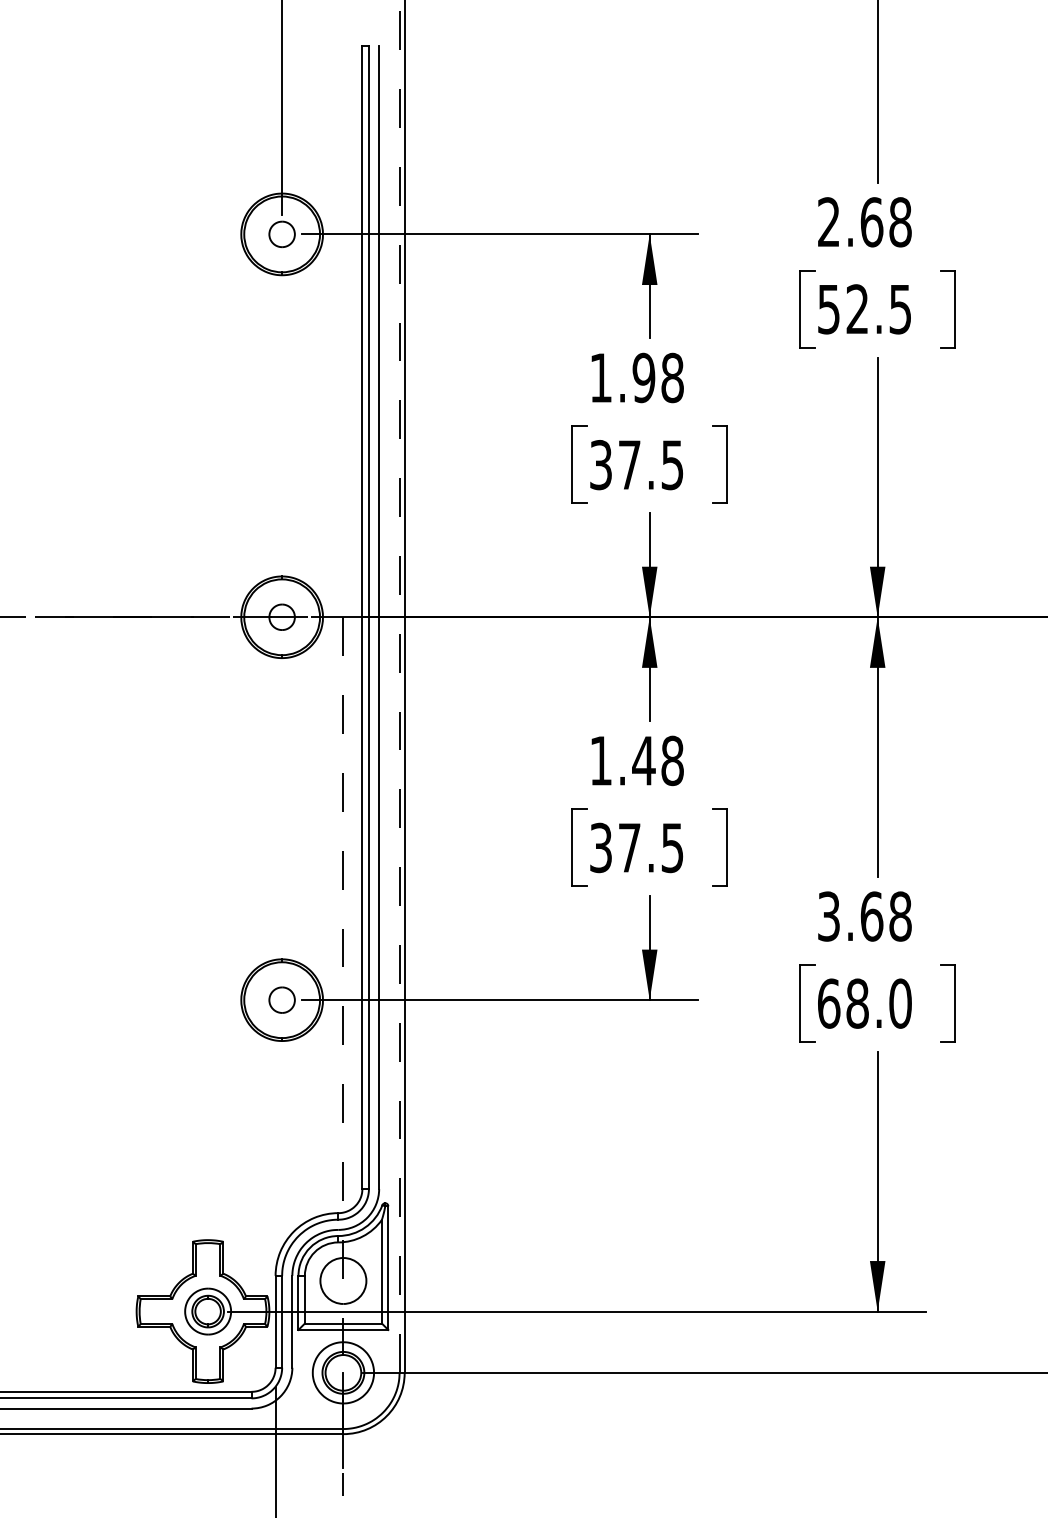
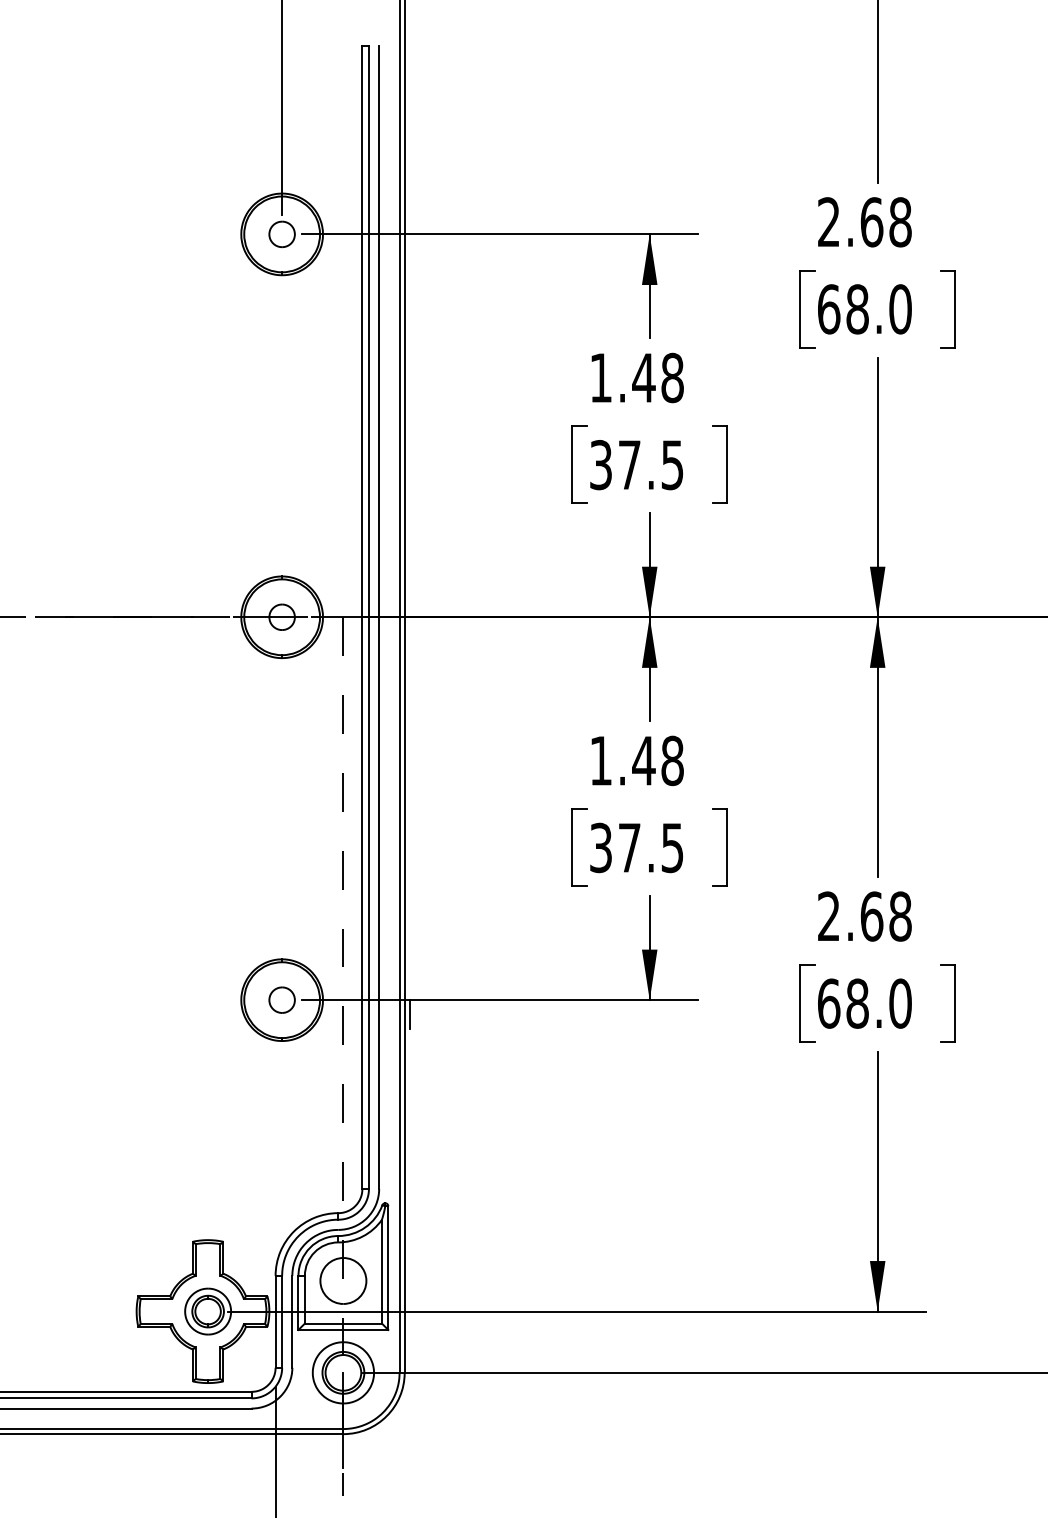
text: 52.5 -> 68.0 (864, 309)
text: 1.98 -> 1.48 (643, 377)
line: dashed -> solid (399, 686)
text: 3.68 -> 2.68 (828, 916)
line: none -> present (409, 1014)
